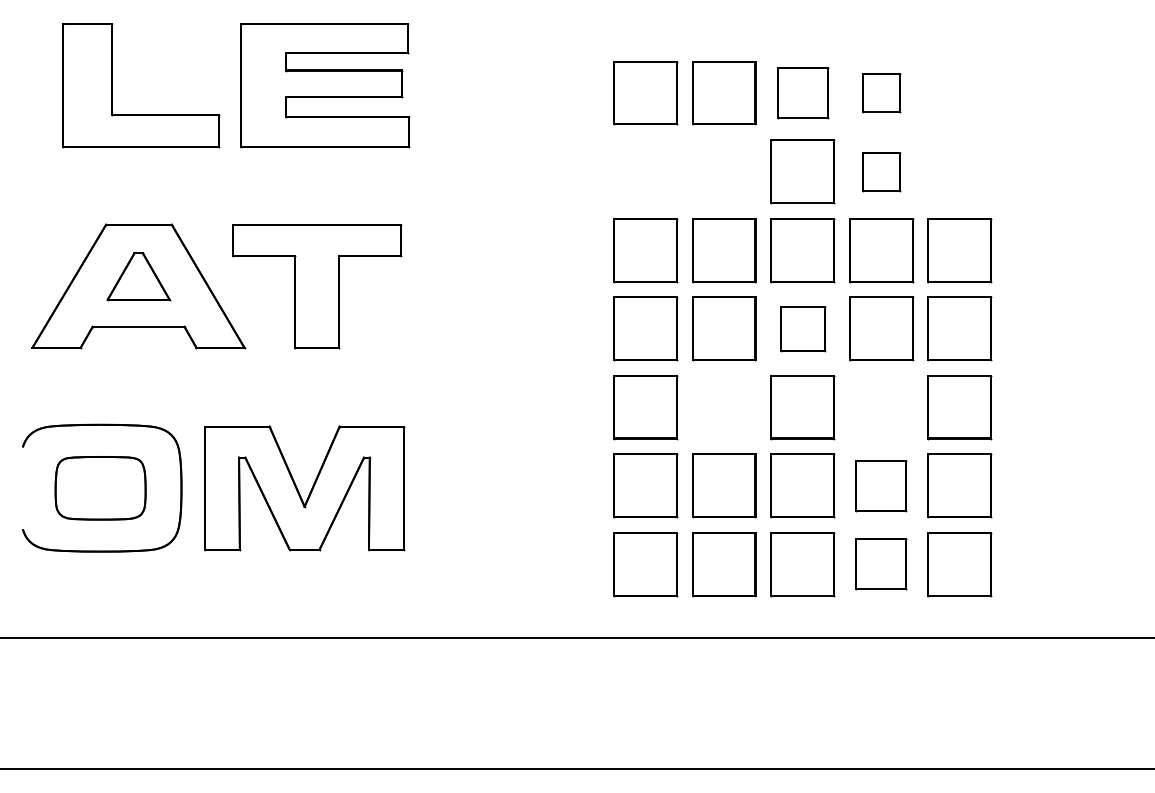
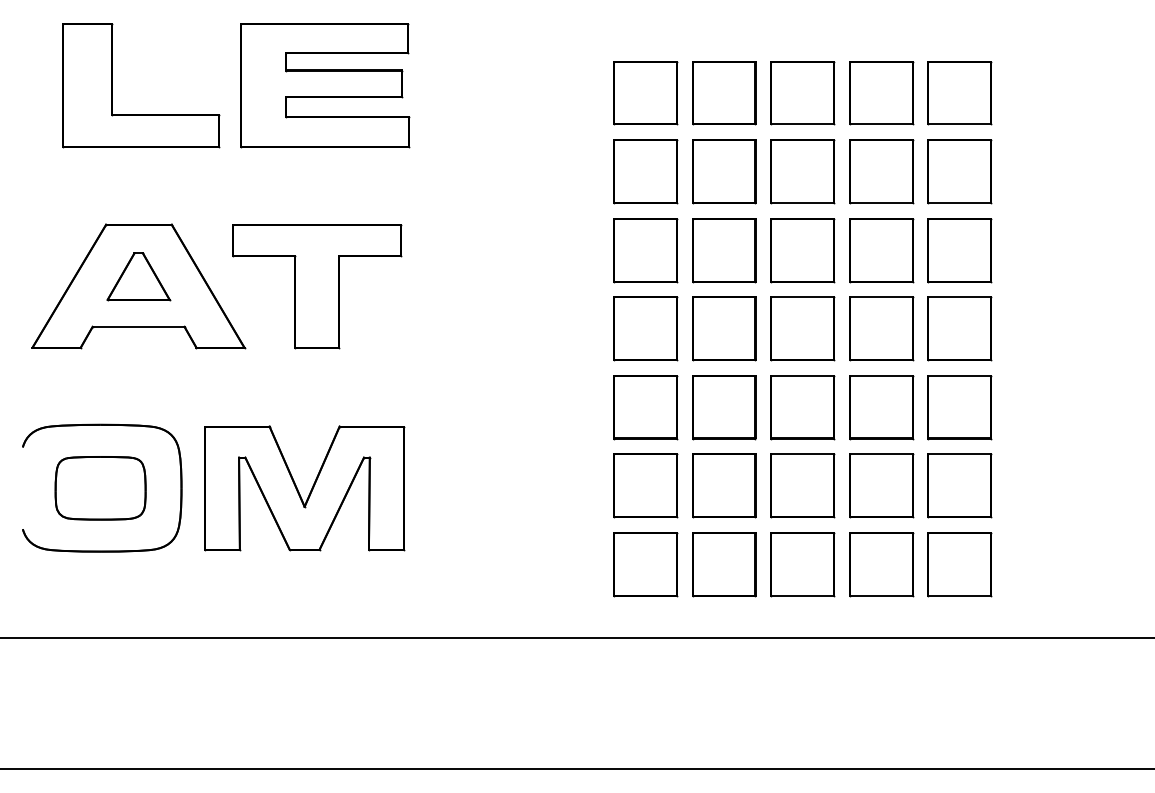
part size: 53x53 px -> 66x65 px (802, 93)
part size: 40x41 px -> 66x65 px (881, 93)
part: none -> present (959, 93)
part: none -> present (645, 171)
part: none -> present (724, 171)
part: none -> present (959, 171)
part size: 40x41 px -> 66x66 px (881, 171)
part size: 47x47 px -> 66x66 px (802, 328)
part: none -> present (724, 407)
part: none -> present (881, 407)
part size: 53x53 px -> 66x66 px (881, 485)
part size: 53x53 px -> 66x66 px (881, 564)
